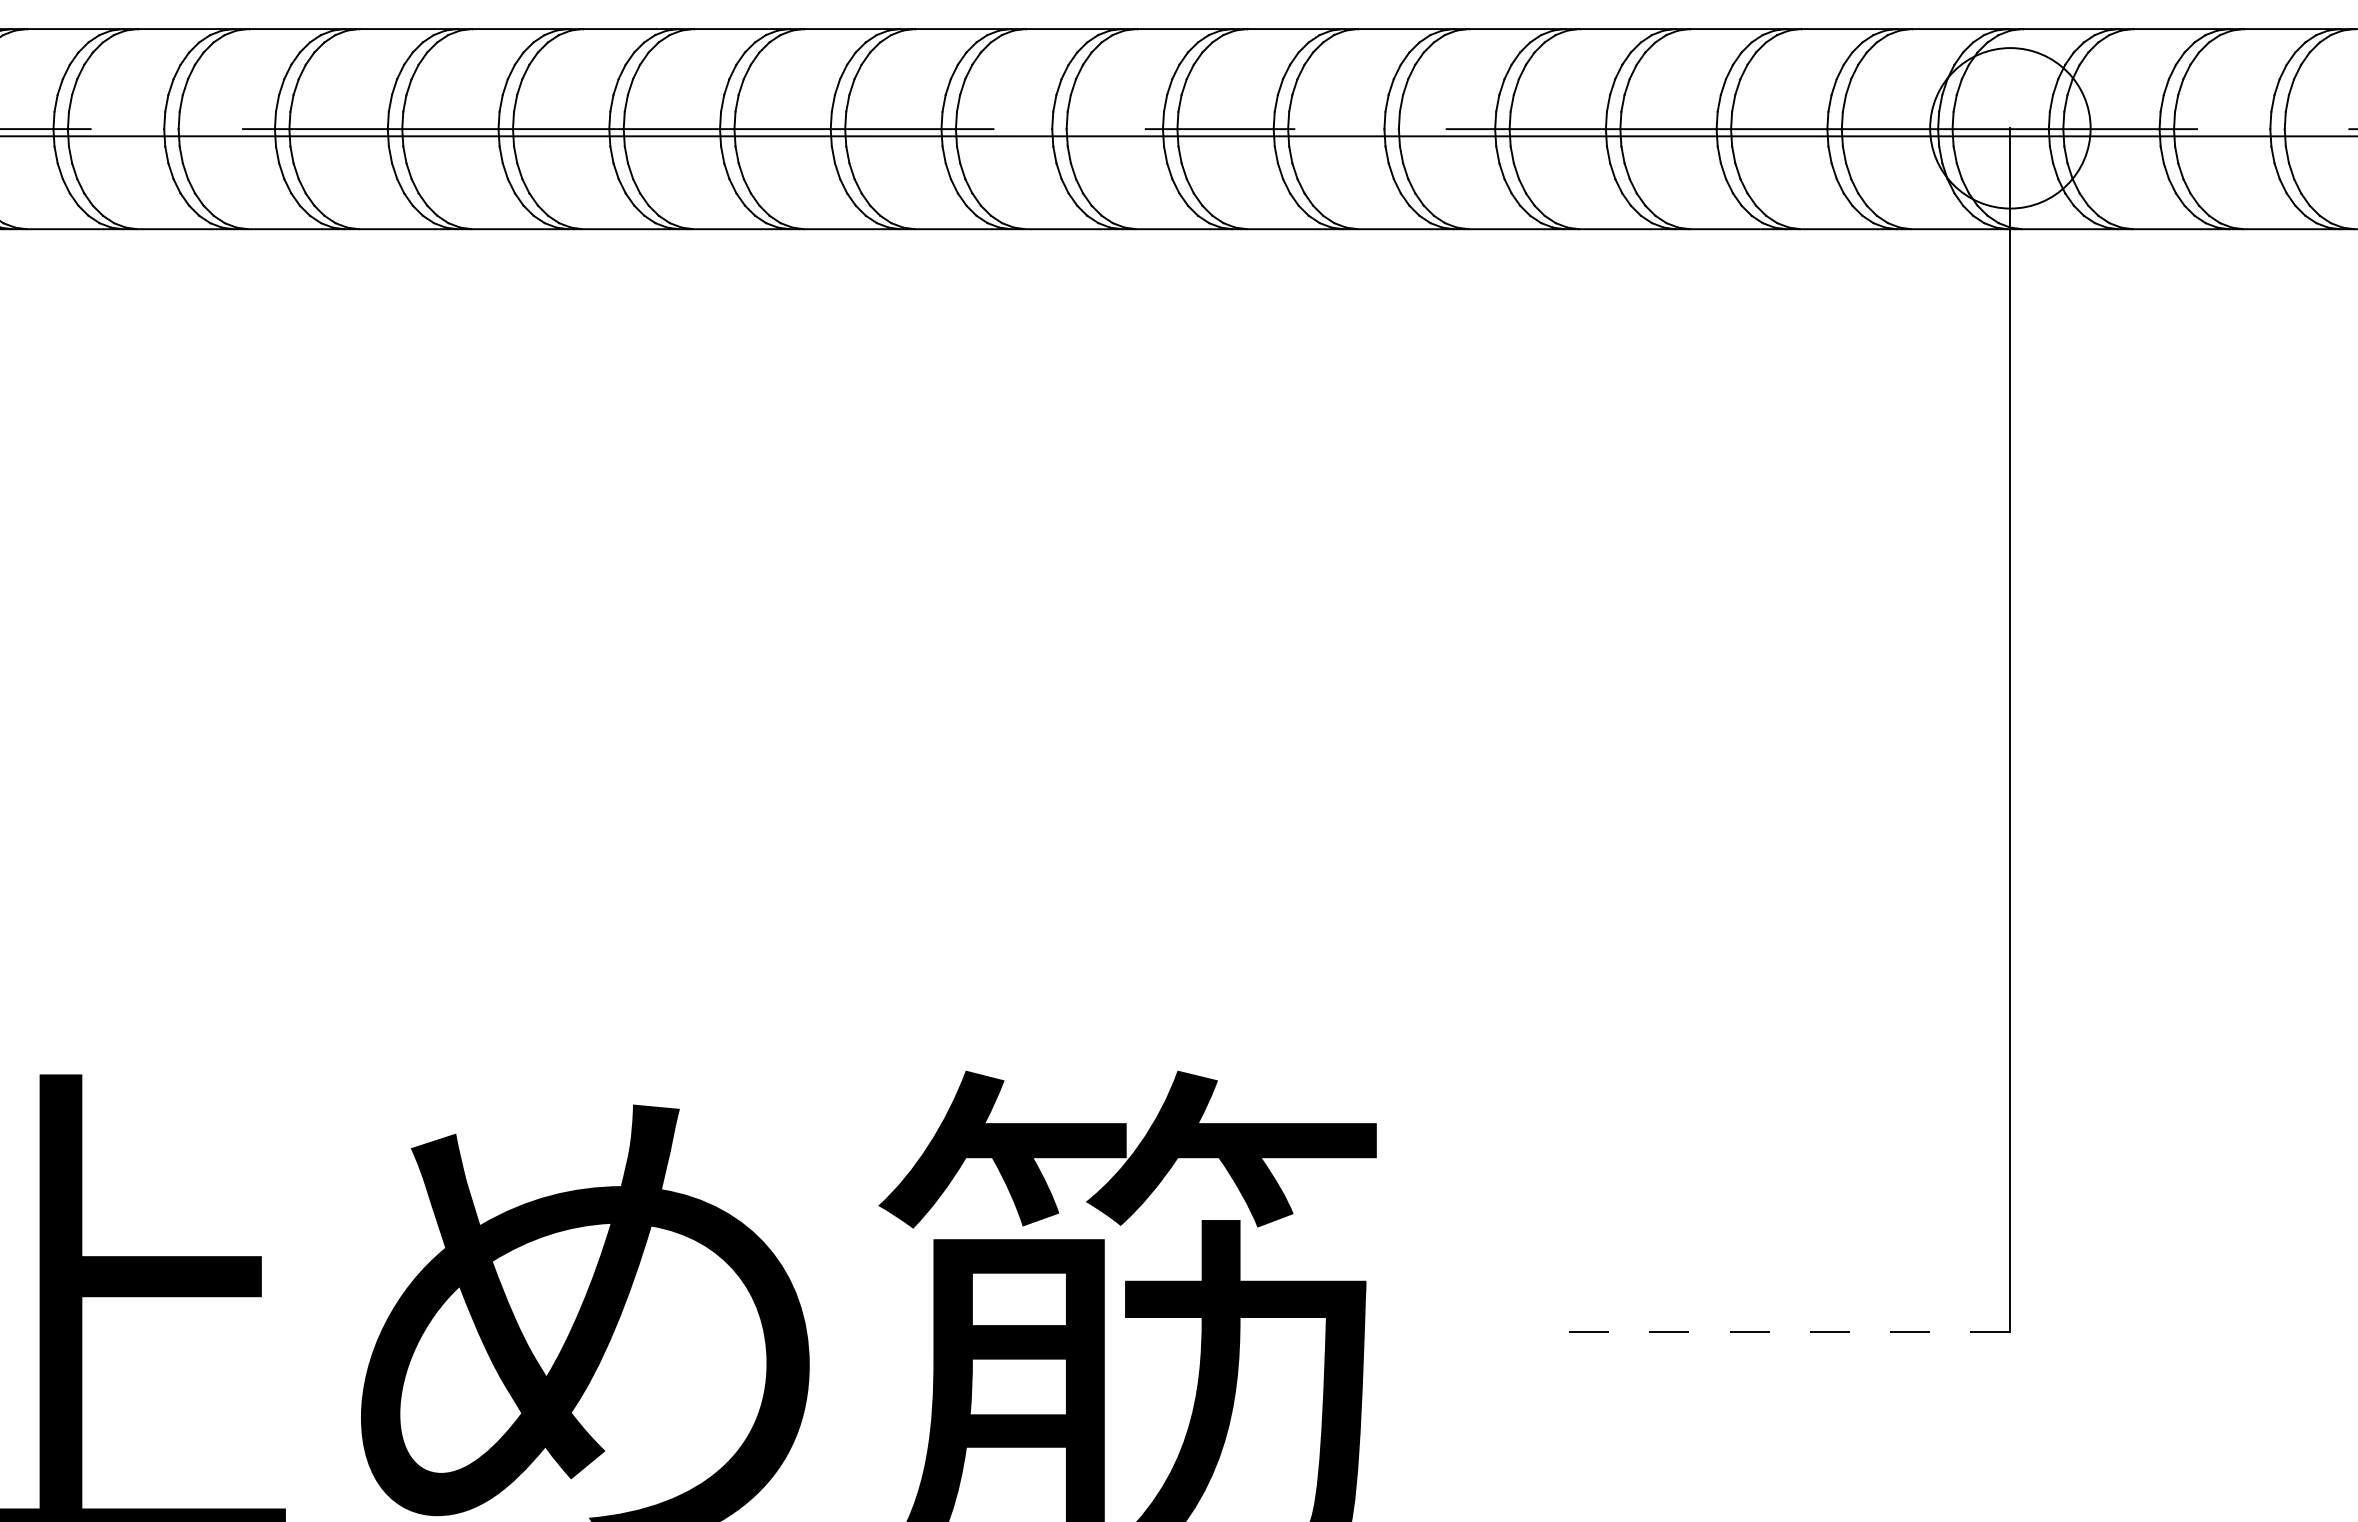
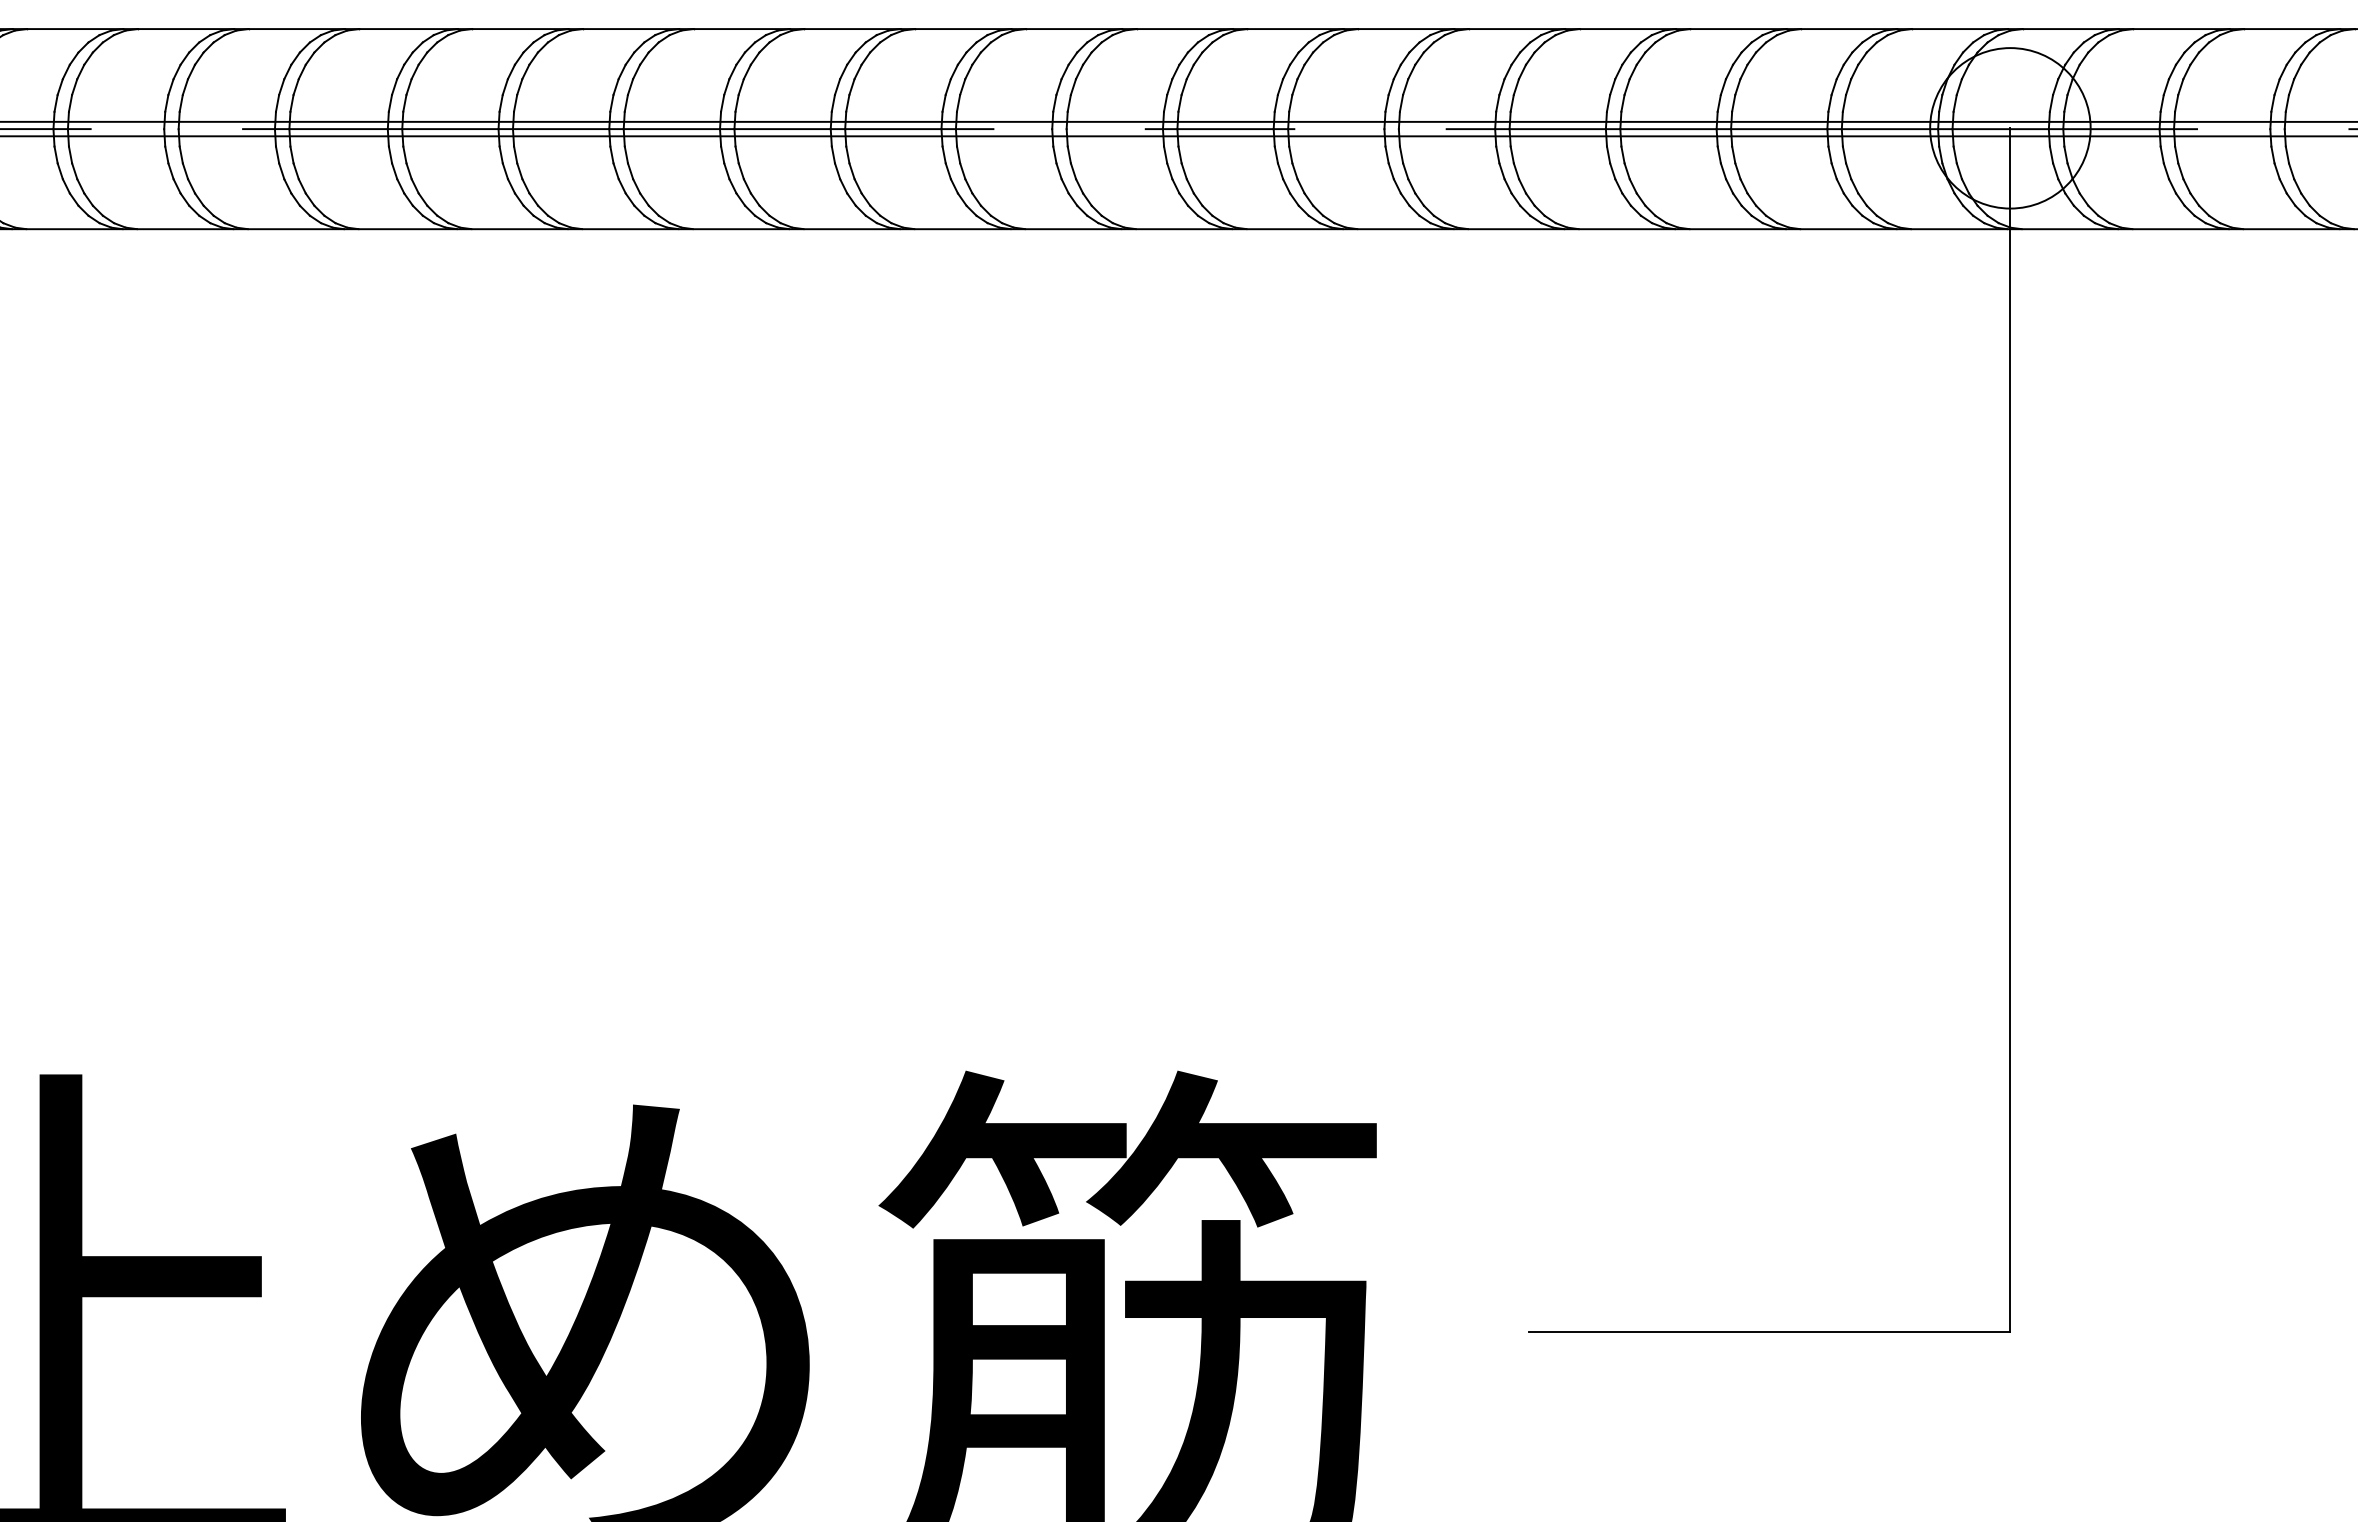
line: none -> present (1178, 121)
line: dashed -> solid (1769, 1331)
